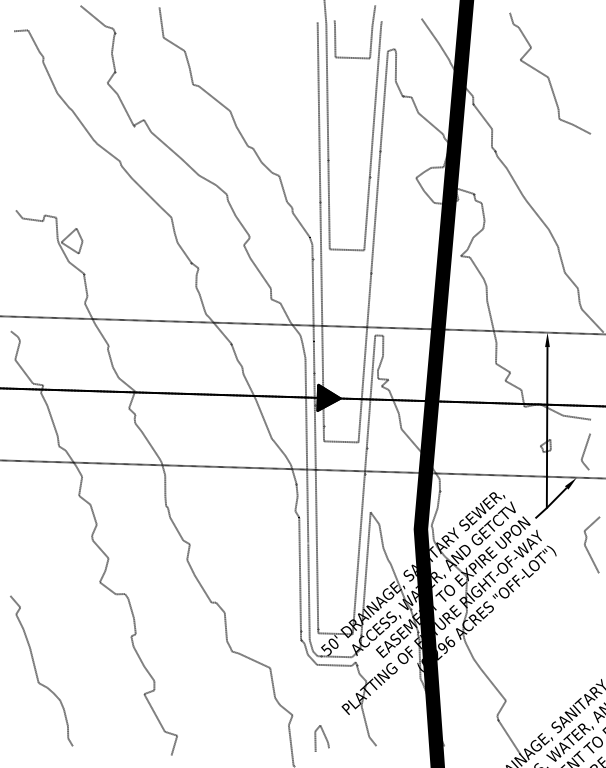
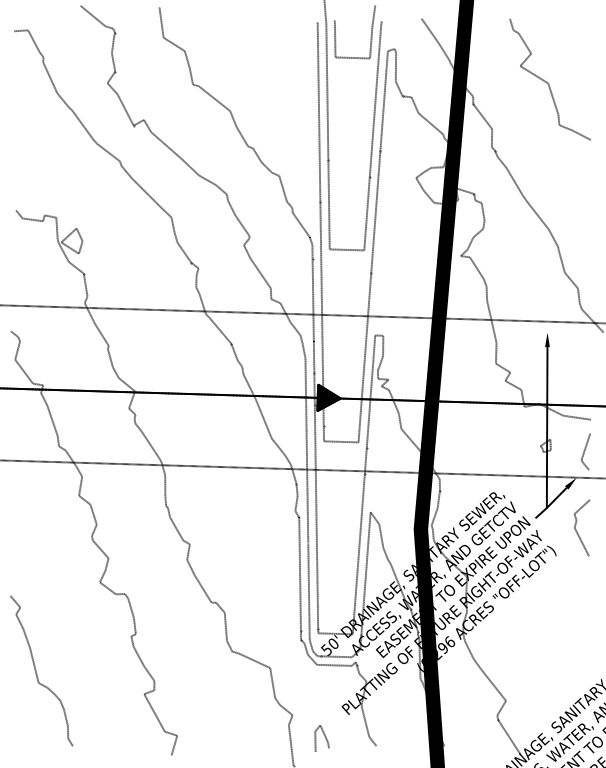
curve position: (548, 76) -> (548, 82) (548, 82)
line position: (302, 325) -> (302, 314) (302, 314)
line position: (586, 542) -> (576, 525) (576, 525)
